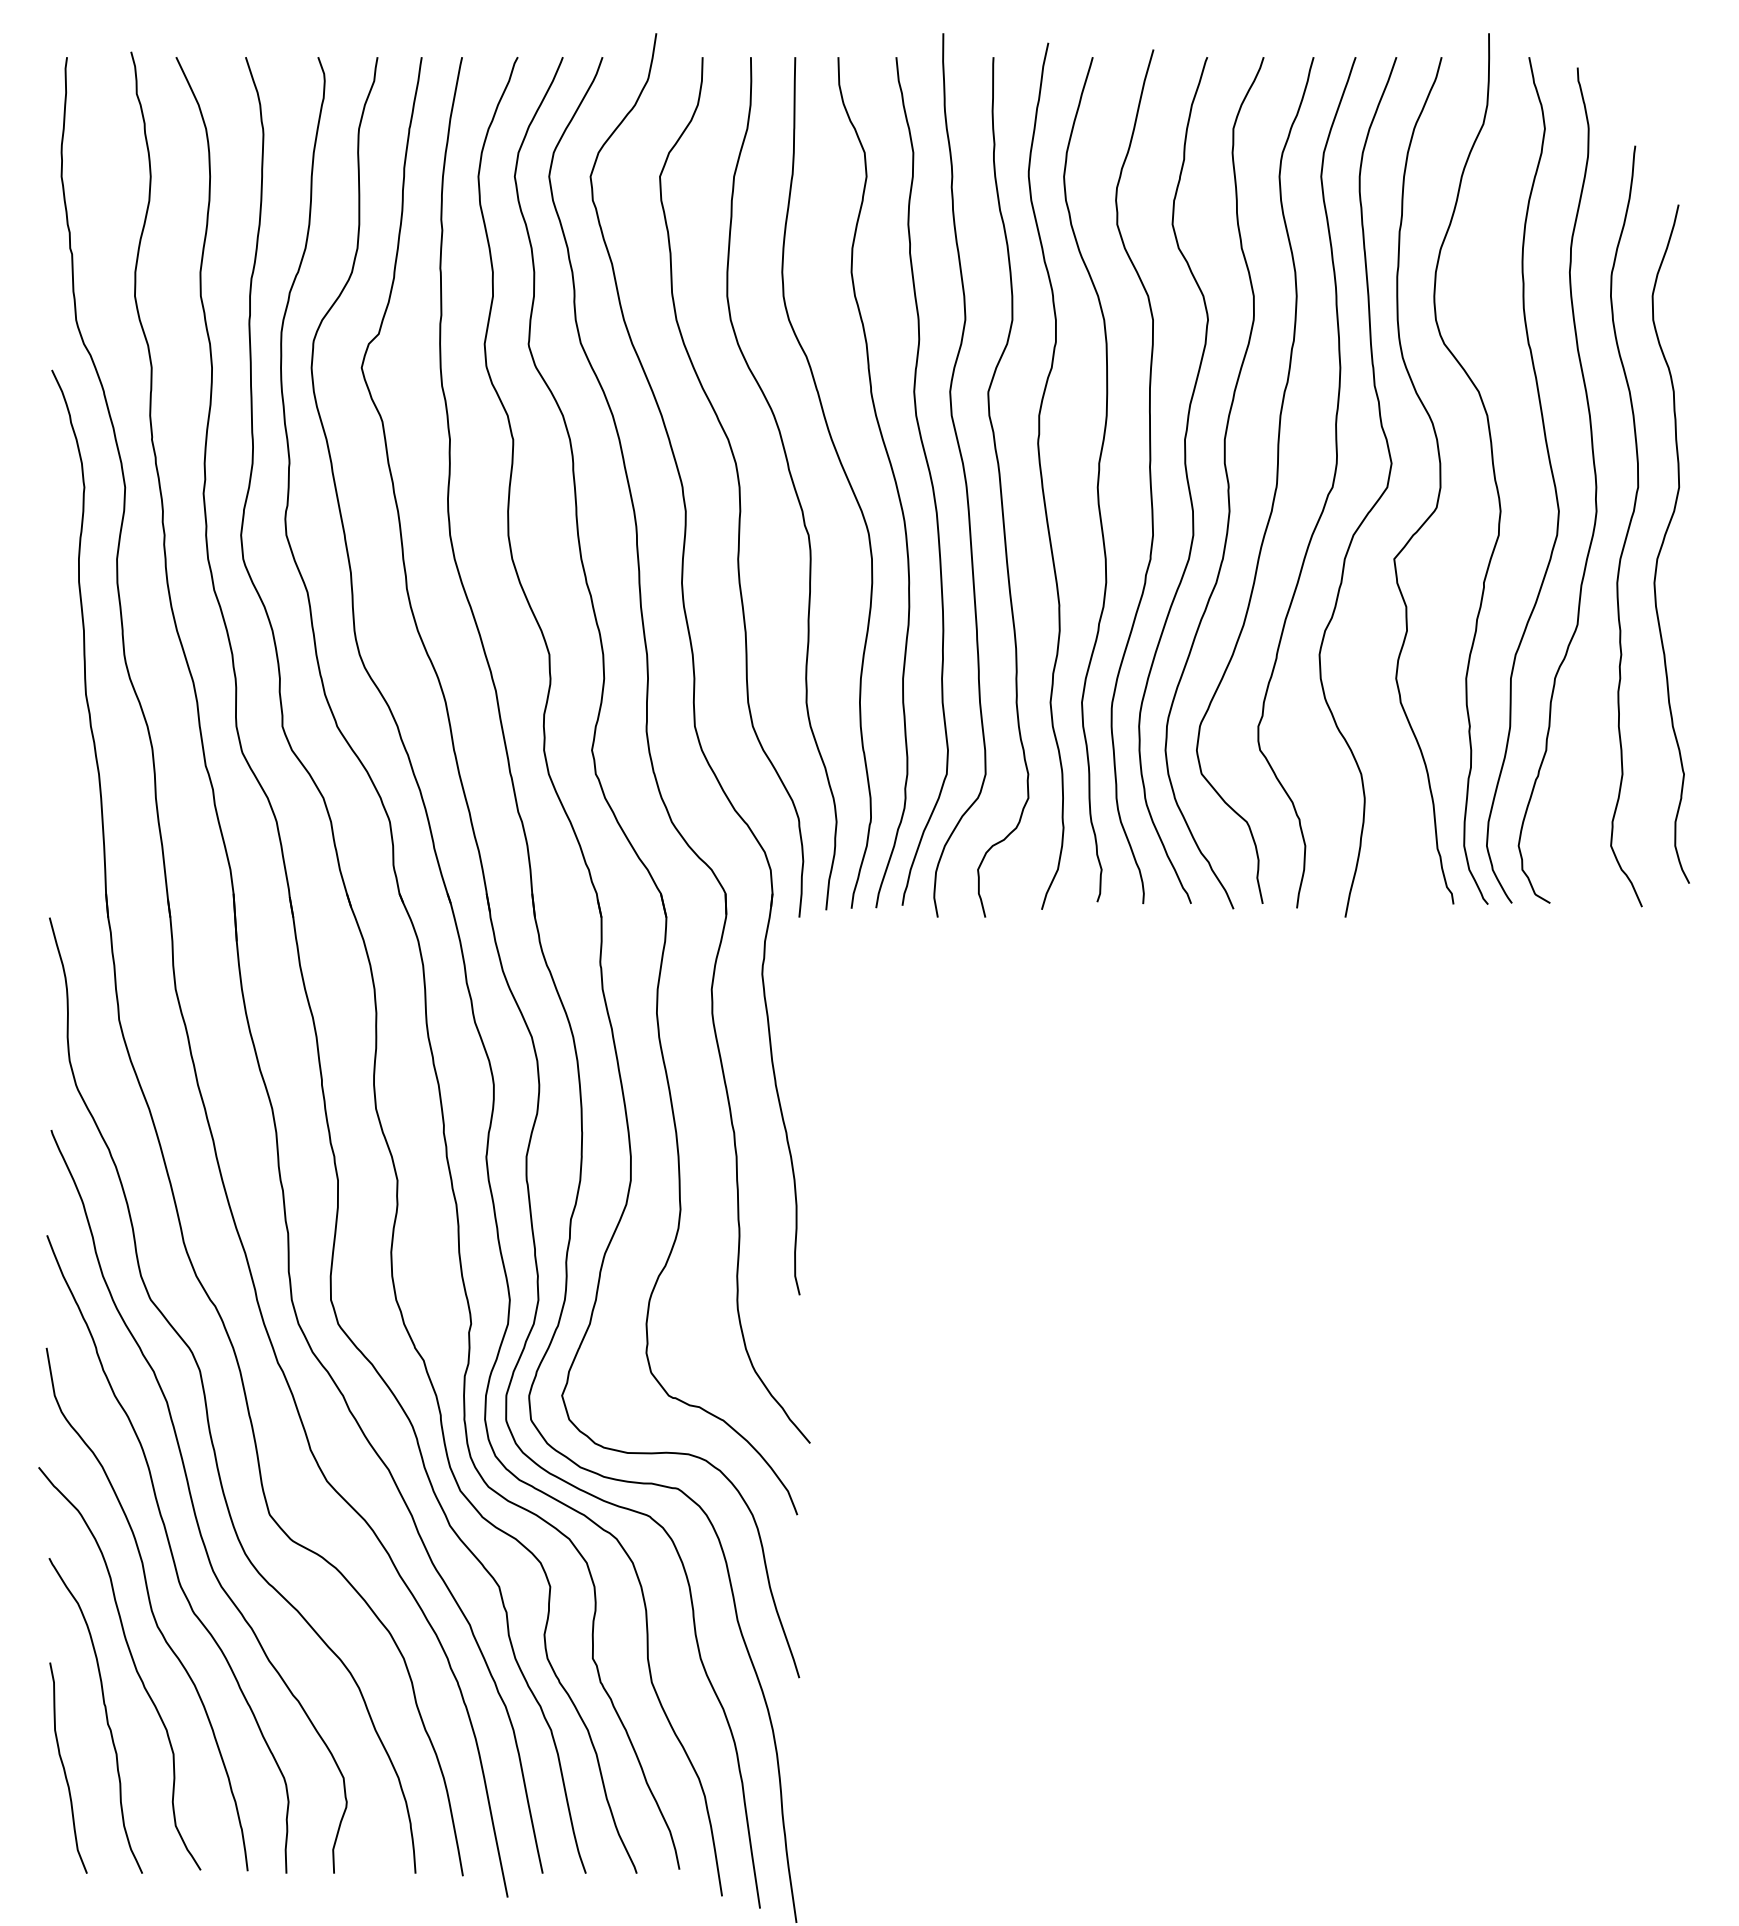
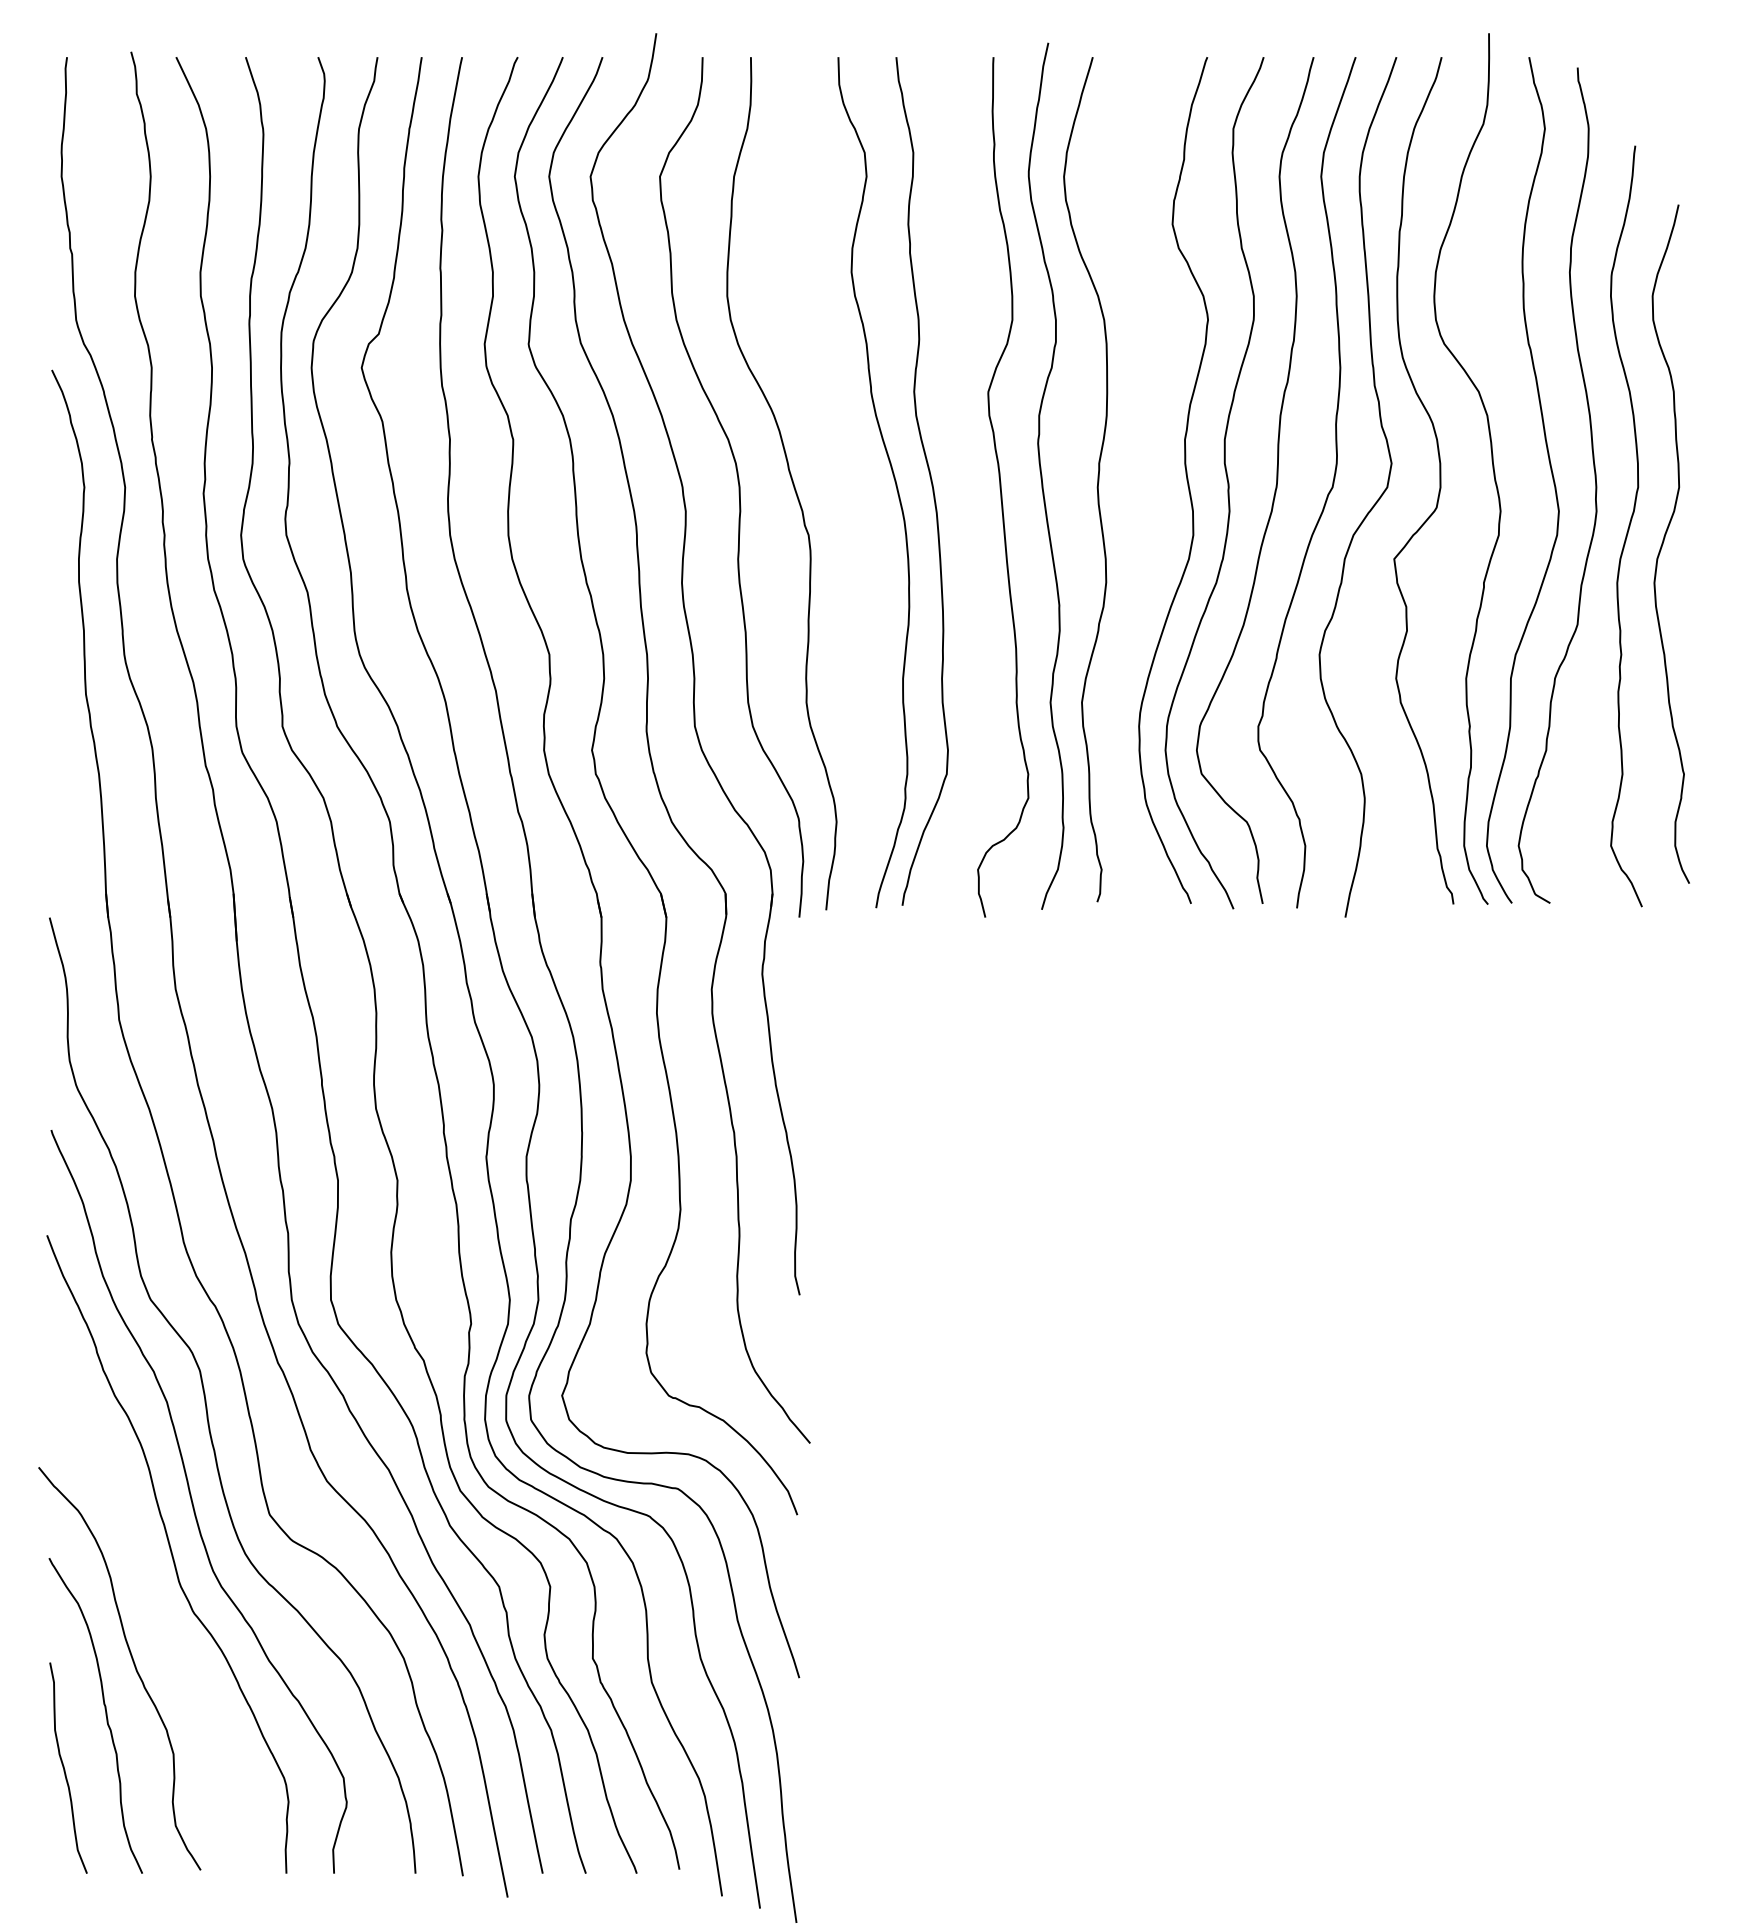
curve: present -> none (844, 474)
curve: present -> none (963, 474)
curve: present -> none (1149, 476)
curve: present -> none (150, 1609)
